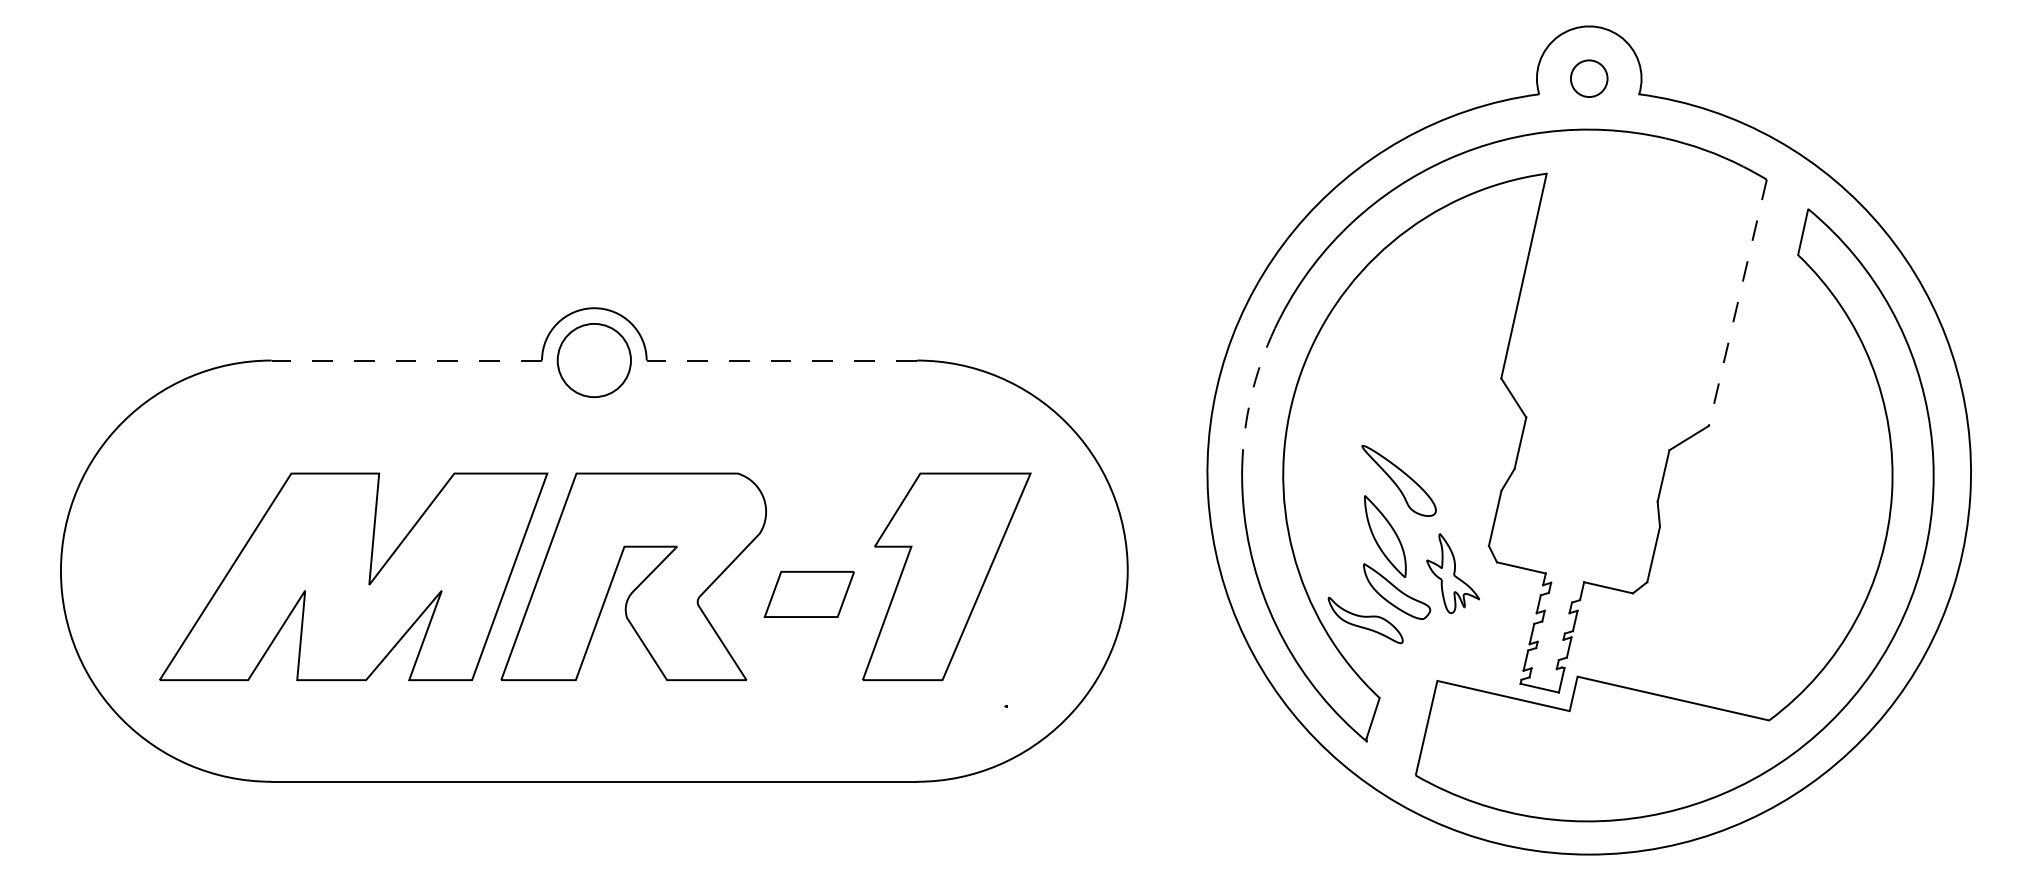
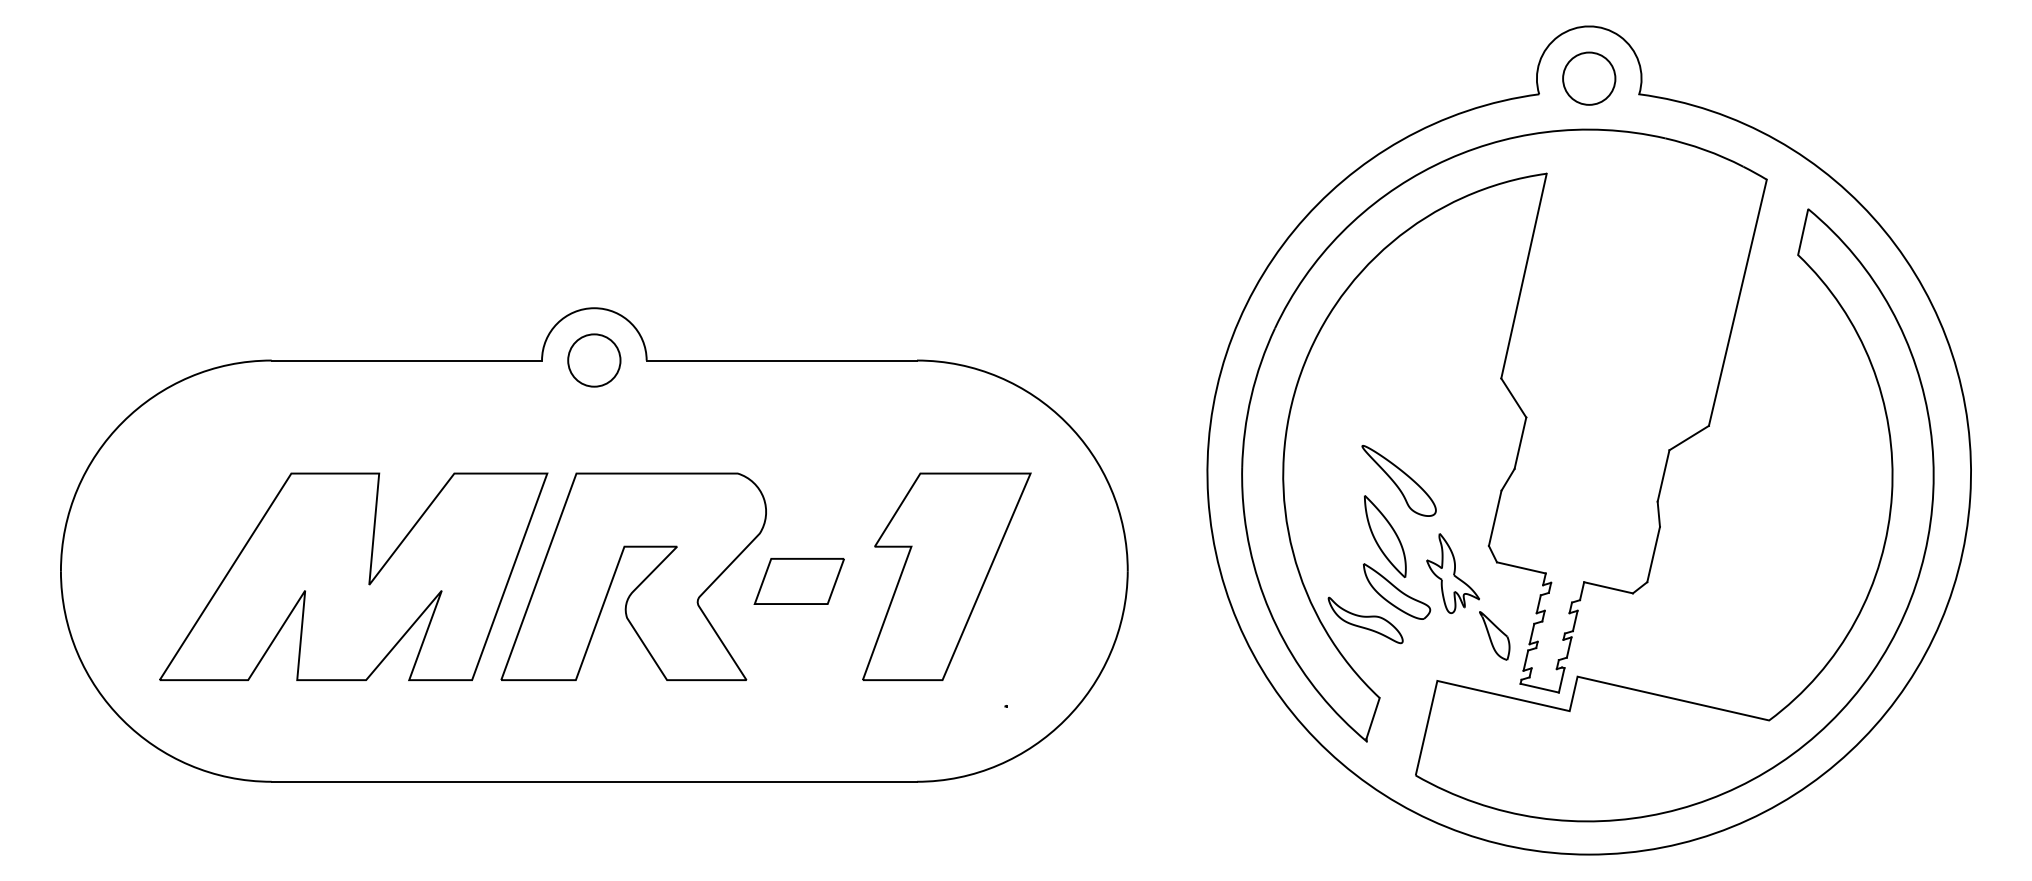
circle diameter: 37 px -> 52 px (1589, 78)
line: dashed -> solid (1737, 303)
line: dashed -> solid (406, 360)
circle diameter: 73 px -> 52 px (594, 360)
line: dashed -> solid (781, 360)
arc: dashed -> solid (1251, 396)
part position: (808, 594) -> (798, 581) (798, 581)
part: none -> present (1494, 635)
